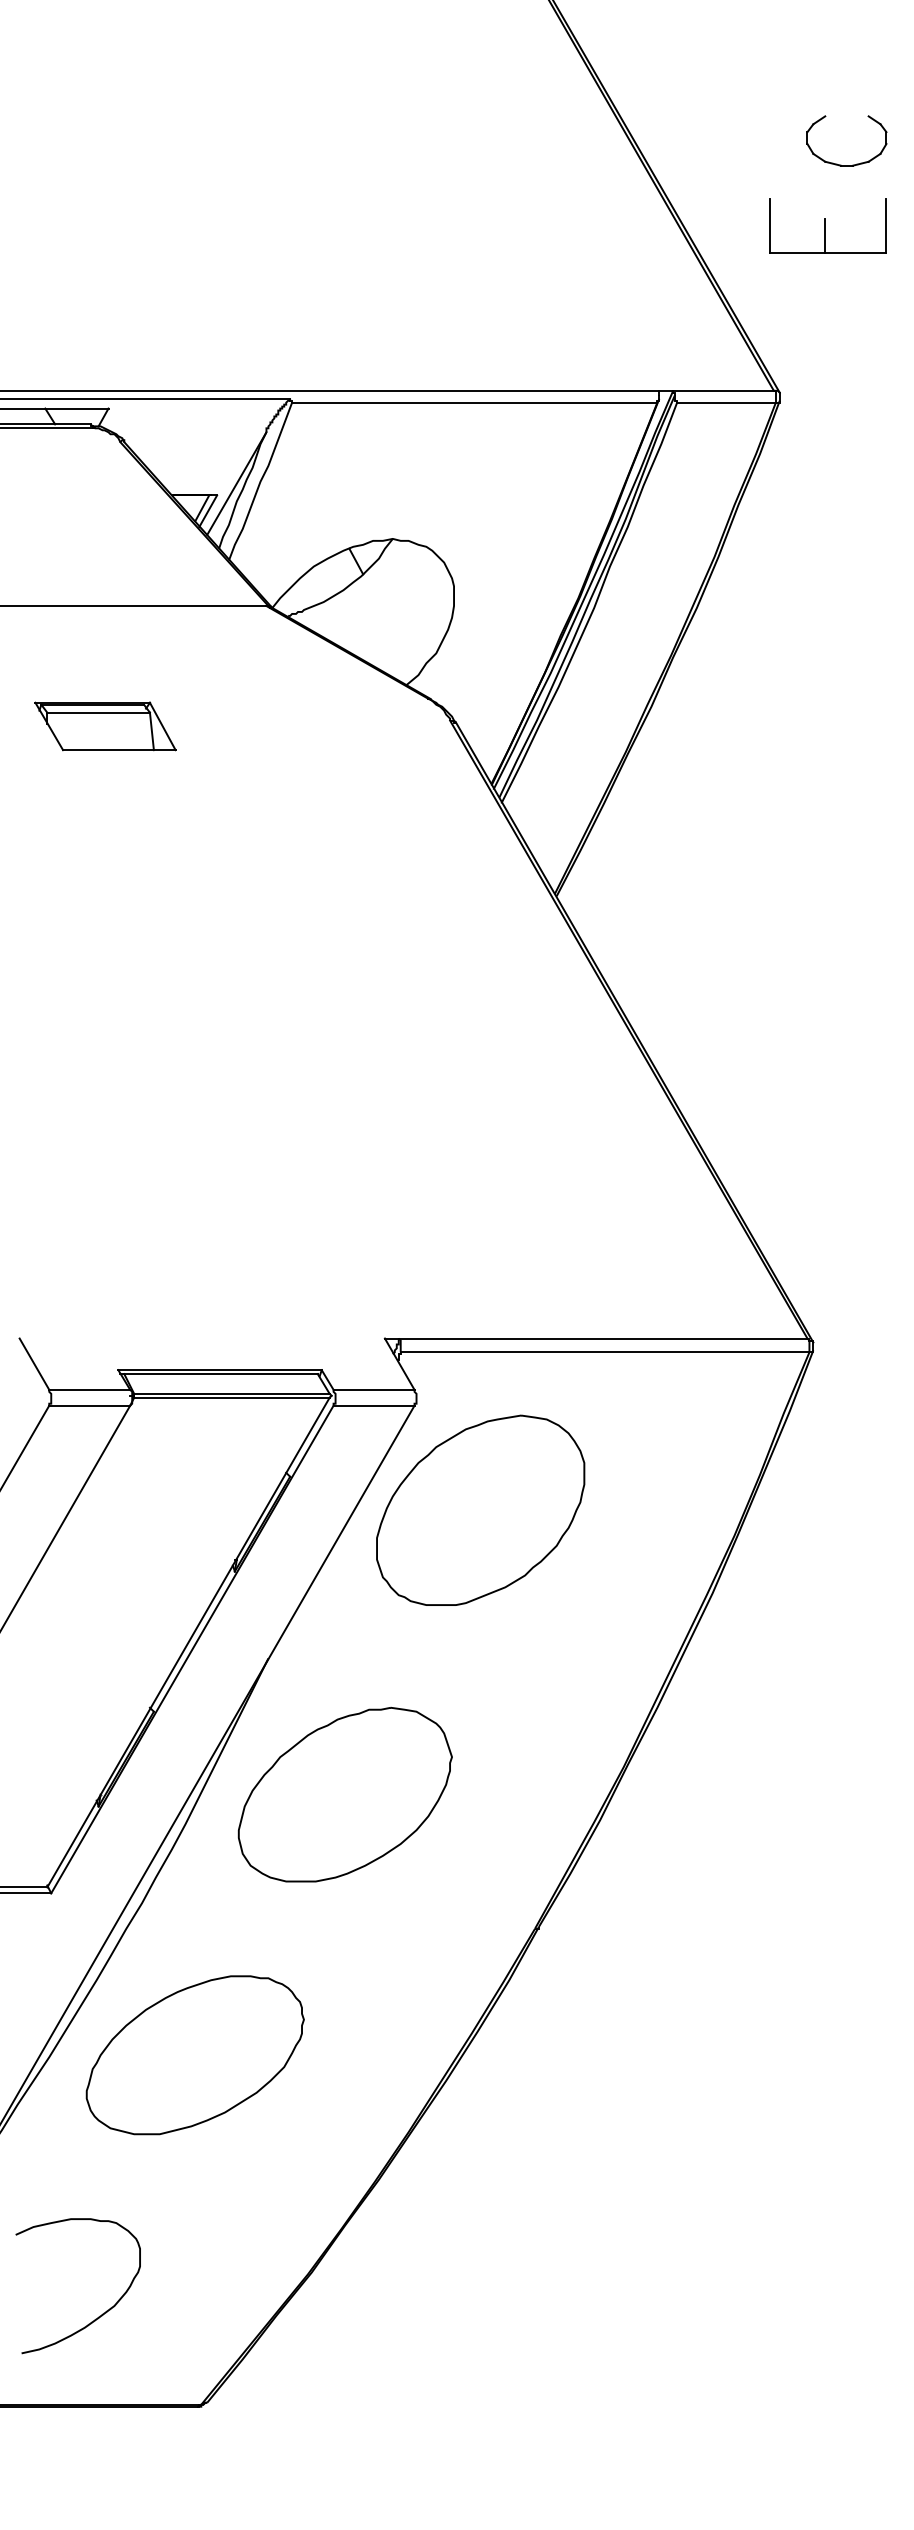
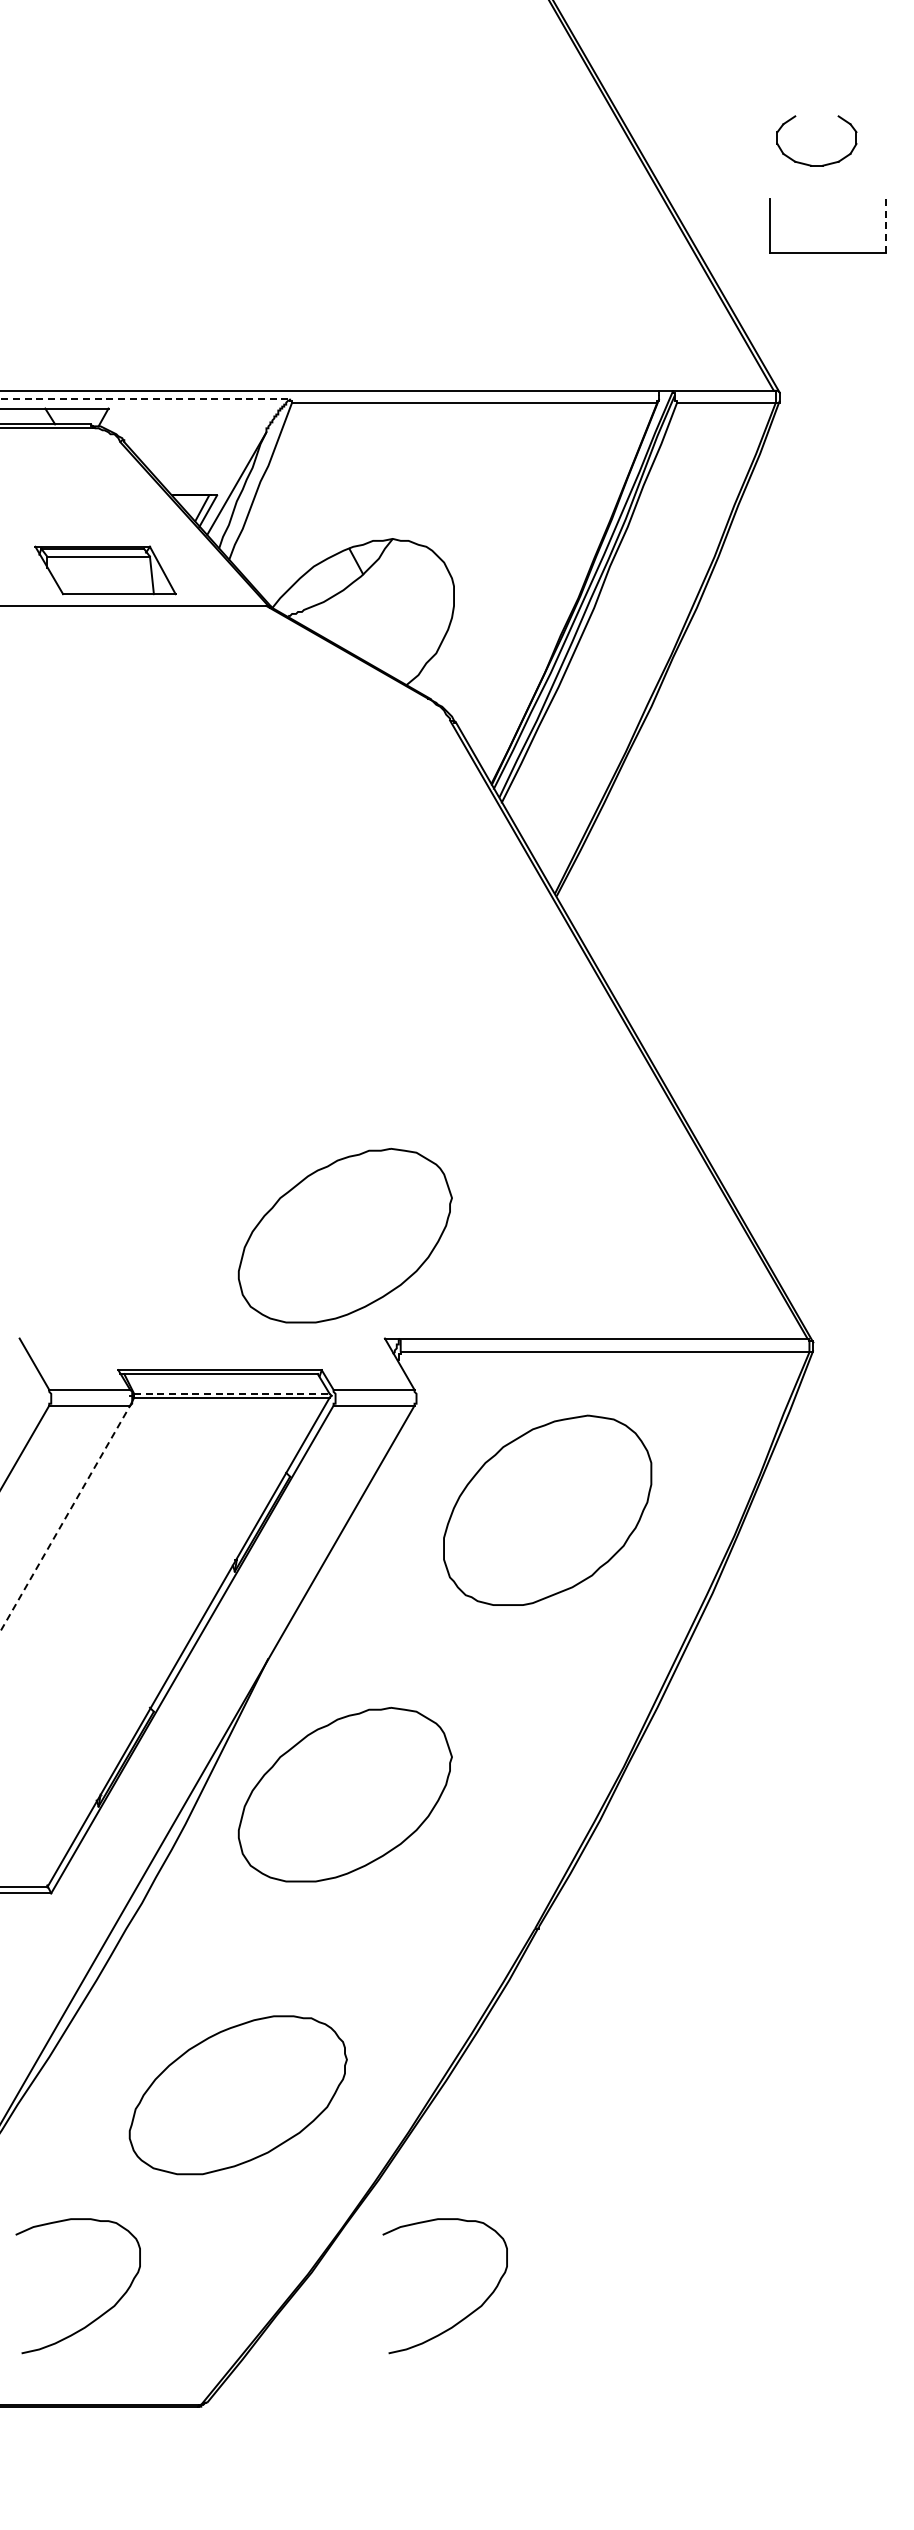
part position: (841, 164) -> (811, 164) (811, 164)
line: solid -> dashed (886, 225)
line: present -> none (825, 235)
line: solid -> dashed (145, 398)
part position: (105, 726) -> (105, 570) (105, 570)
part: none -> present (344, 1235)
line: solid -> dashed (231, 1393)
part position: (480, 1509) -> (547, 1509) (547, 1509)
line: solid -> dashed (65, 1518)
part position: (194, 2055) -> (237, 2095) (237, 2095)
curve: none -> present (465, 2316)
